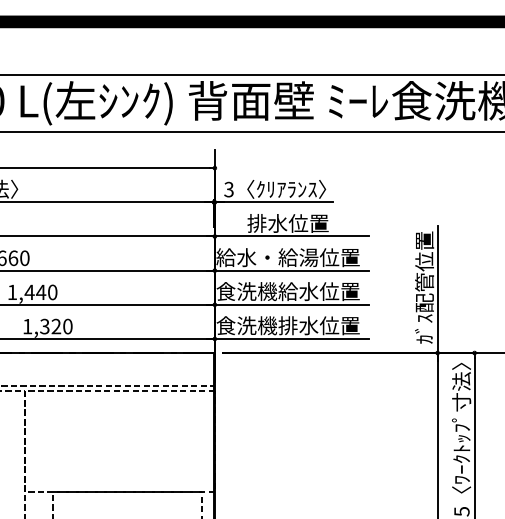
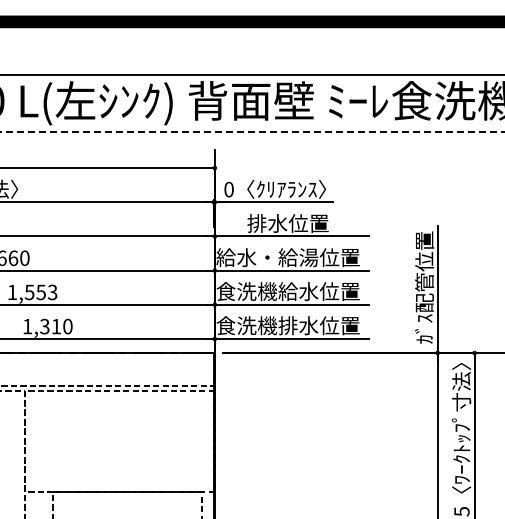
line: solid -> dashed (252, 132)
text: 3 -> 0 (228, 189)
text: 1,440 -> 1,553 (40, 292)
text: 1,320 -> 1,310 (56, 326)
